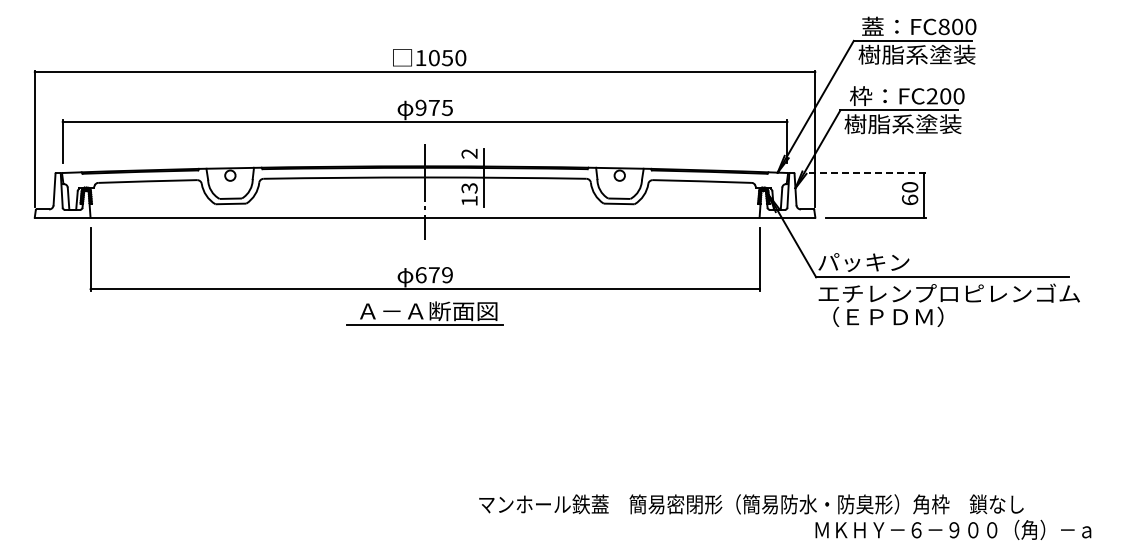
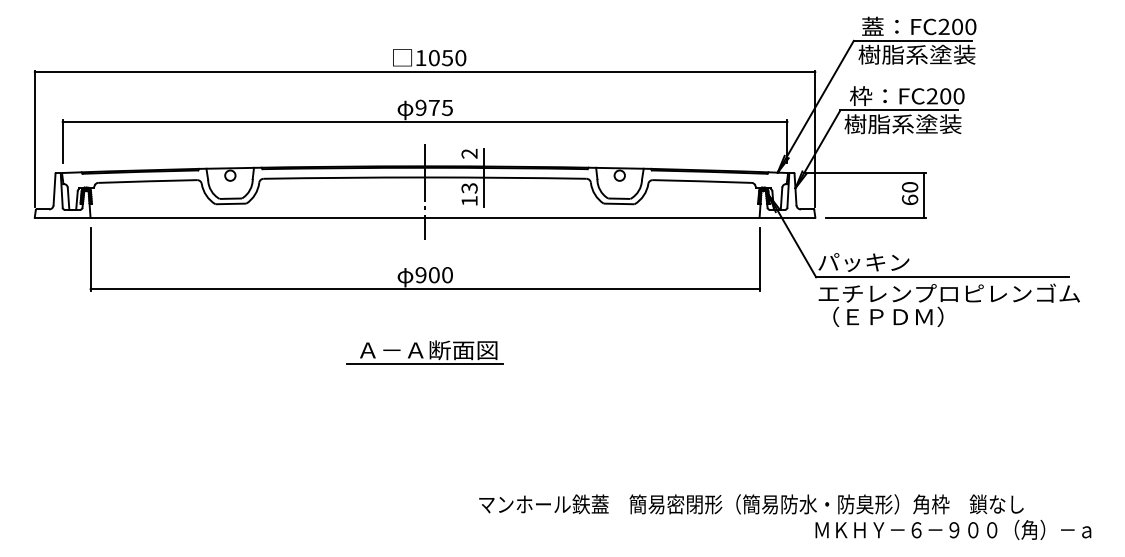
text: FC800 -> FC200 (943, 26)
line: dashed -> solid (864, 173)
text: 679 -> 900 (433, 275)
part position: (424, 313) -> (424, 352) (424, 352)
